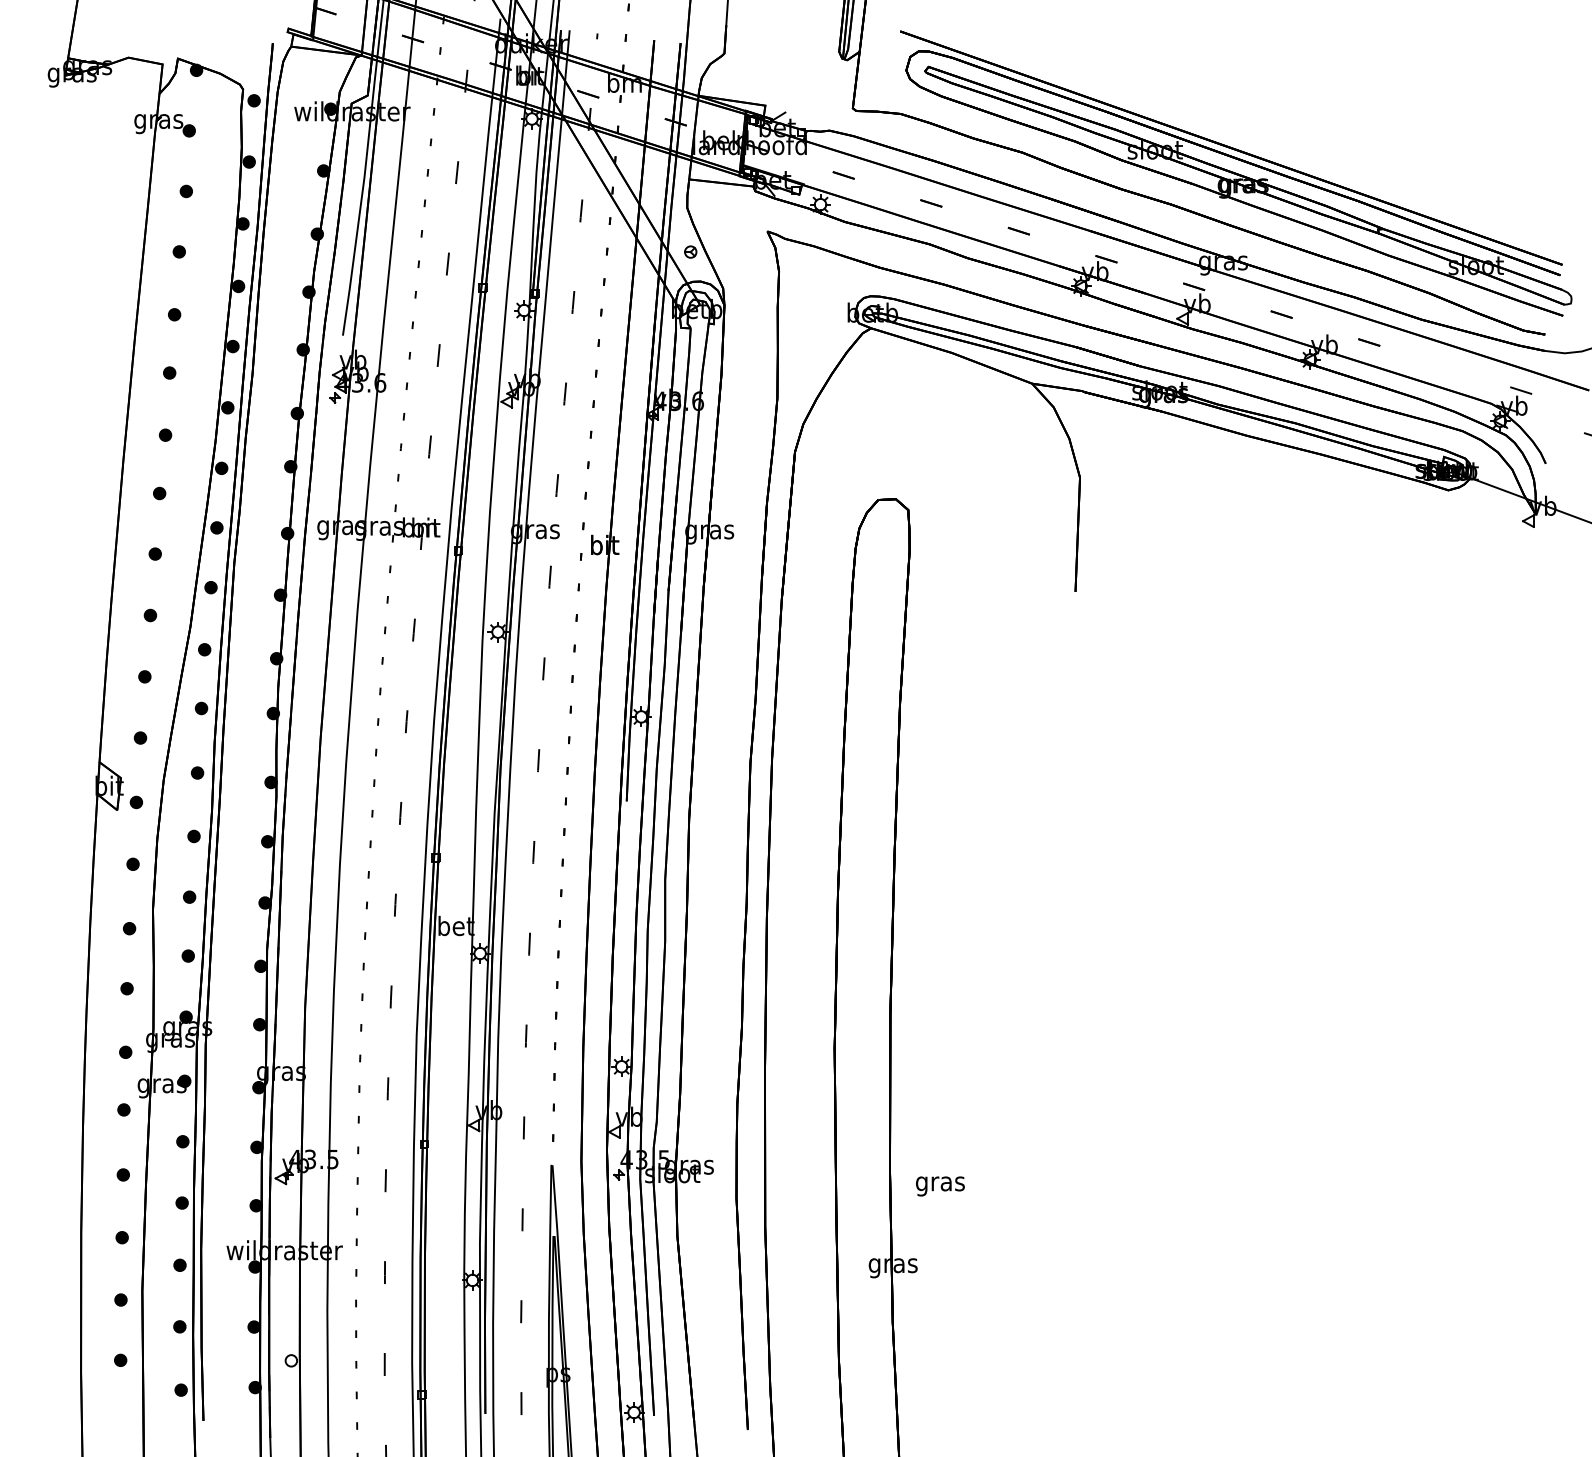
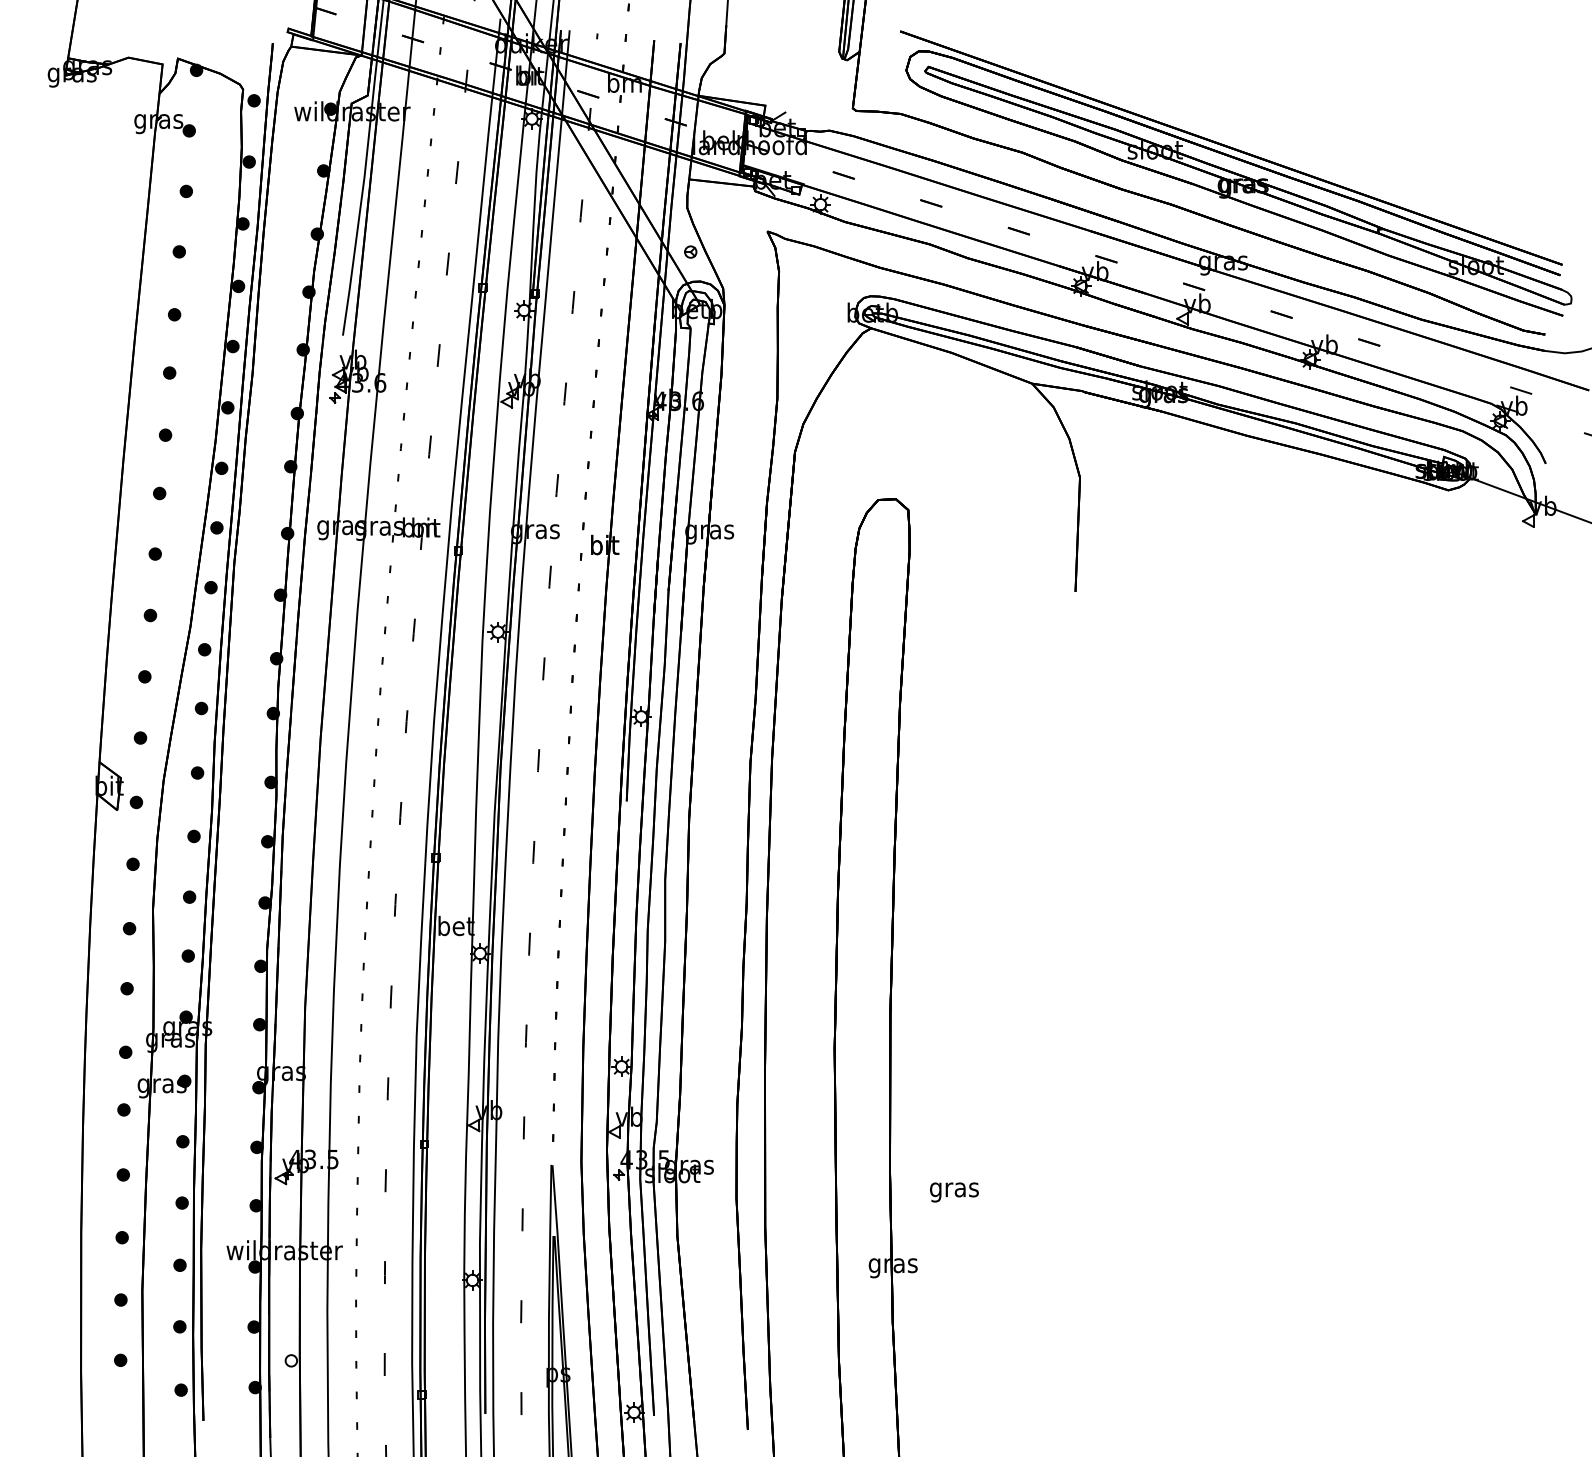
text position: (940, 1186) -> (954, 1192) (954, 1192)
